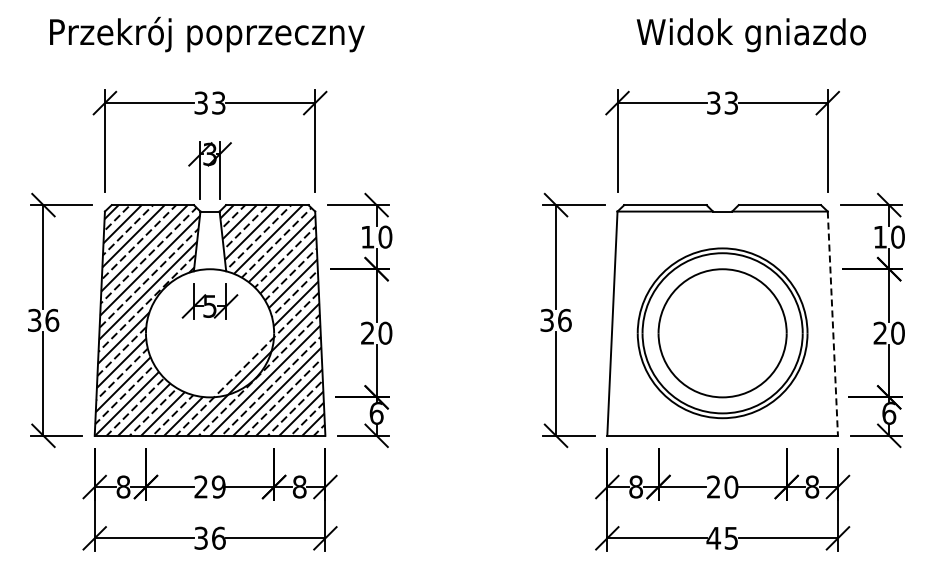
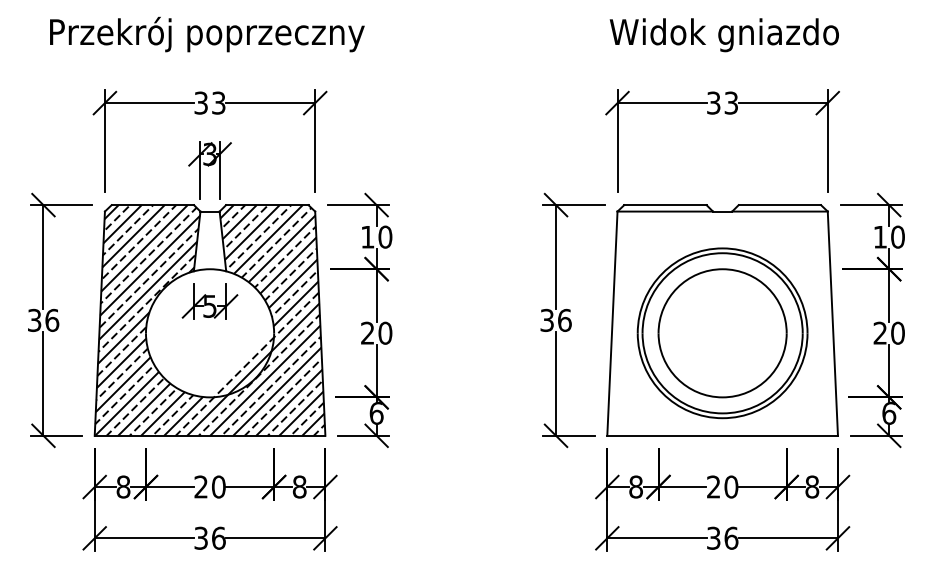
text position: (750, 35) -> (723, 35) (723, 35)
line: dashed -> solid (832, 324)
text: 29 -> 20 (218, 486)
text: 45 -> 36 (722, 537)
